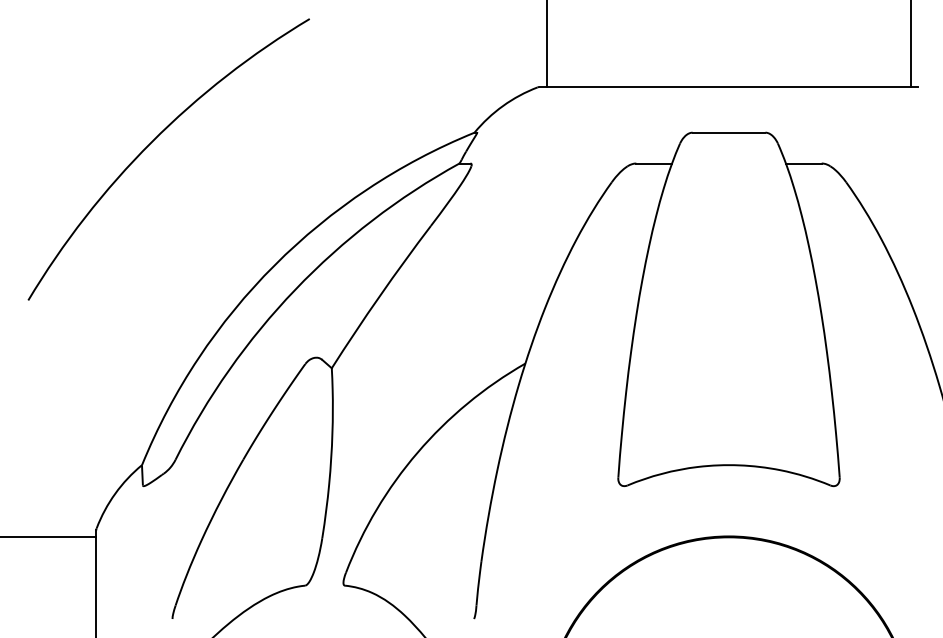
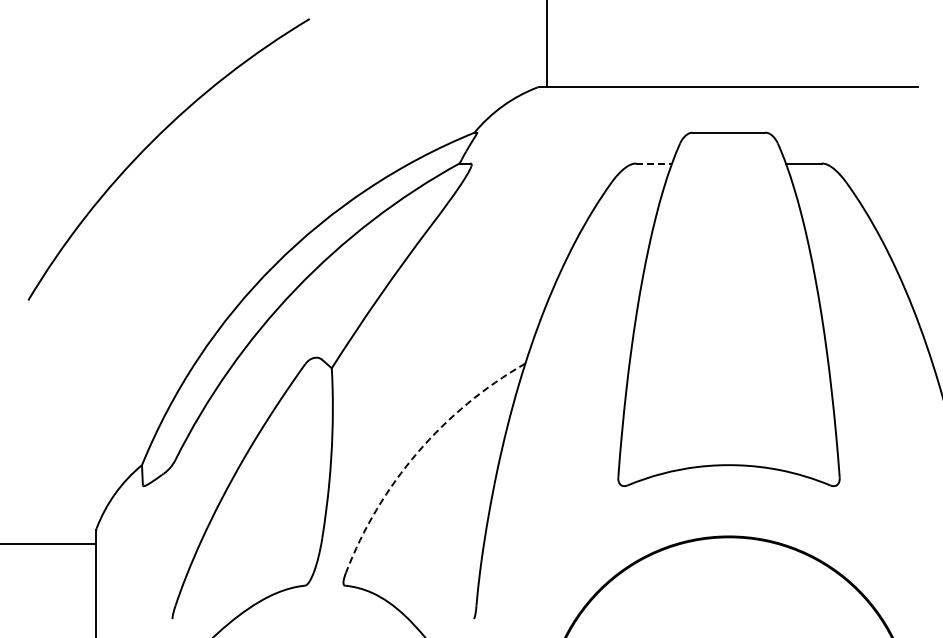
line: present -> none (911, 44)
line: solid -> dashed (654, 163)
arc: solid -> dashed (417, 452)
line position: (49, 537) -> (49, 544) (49, 544)
